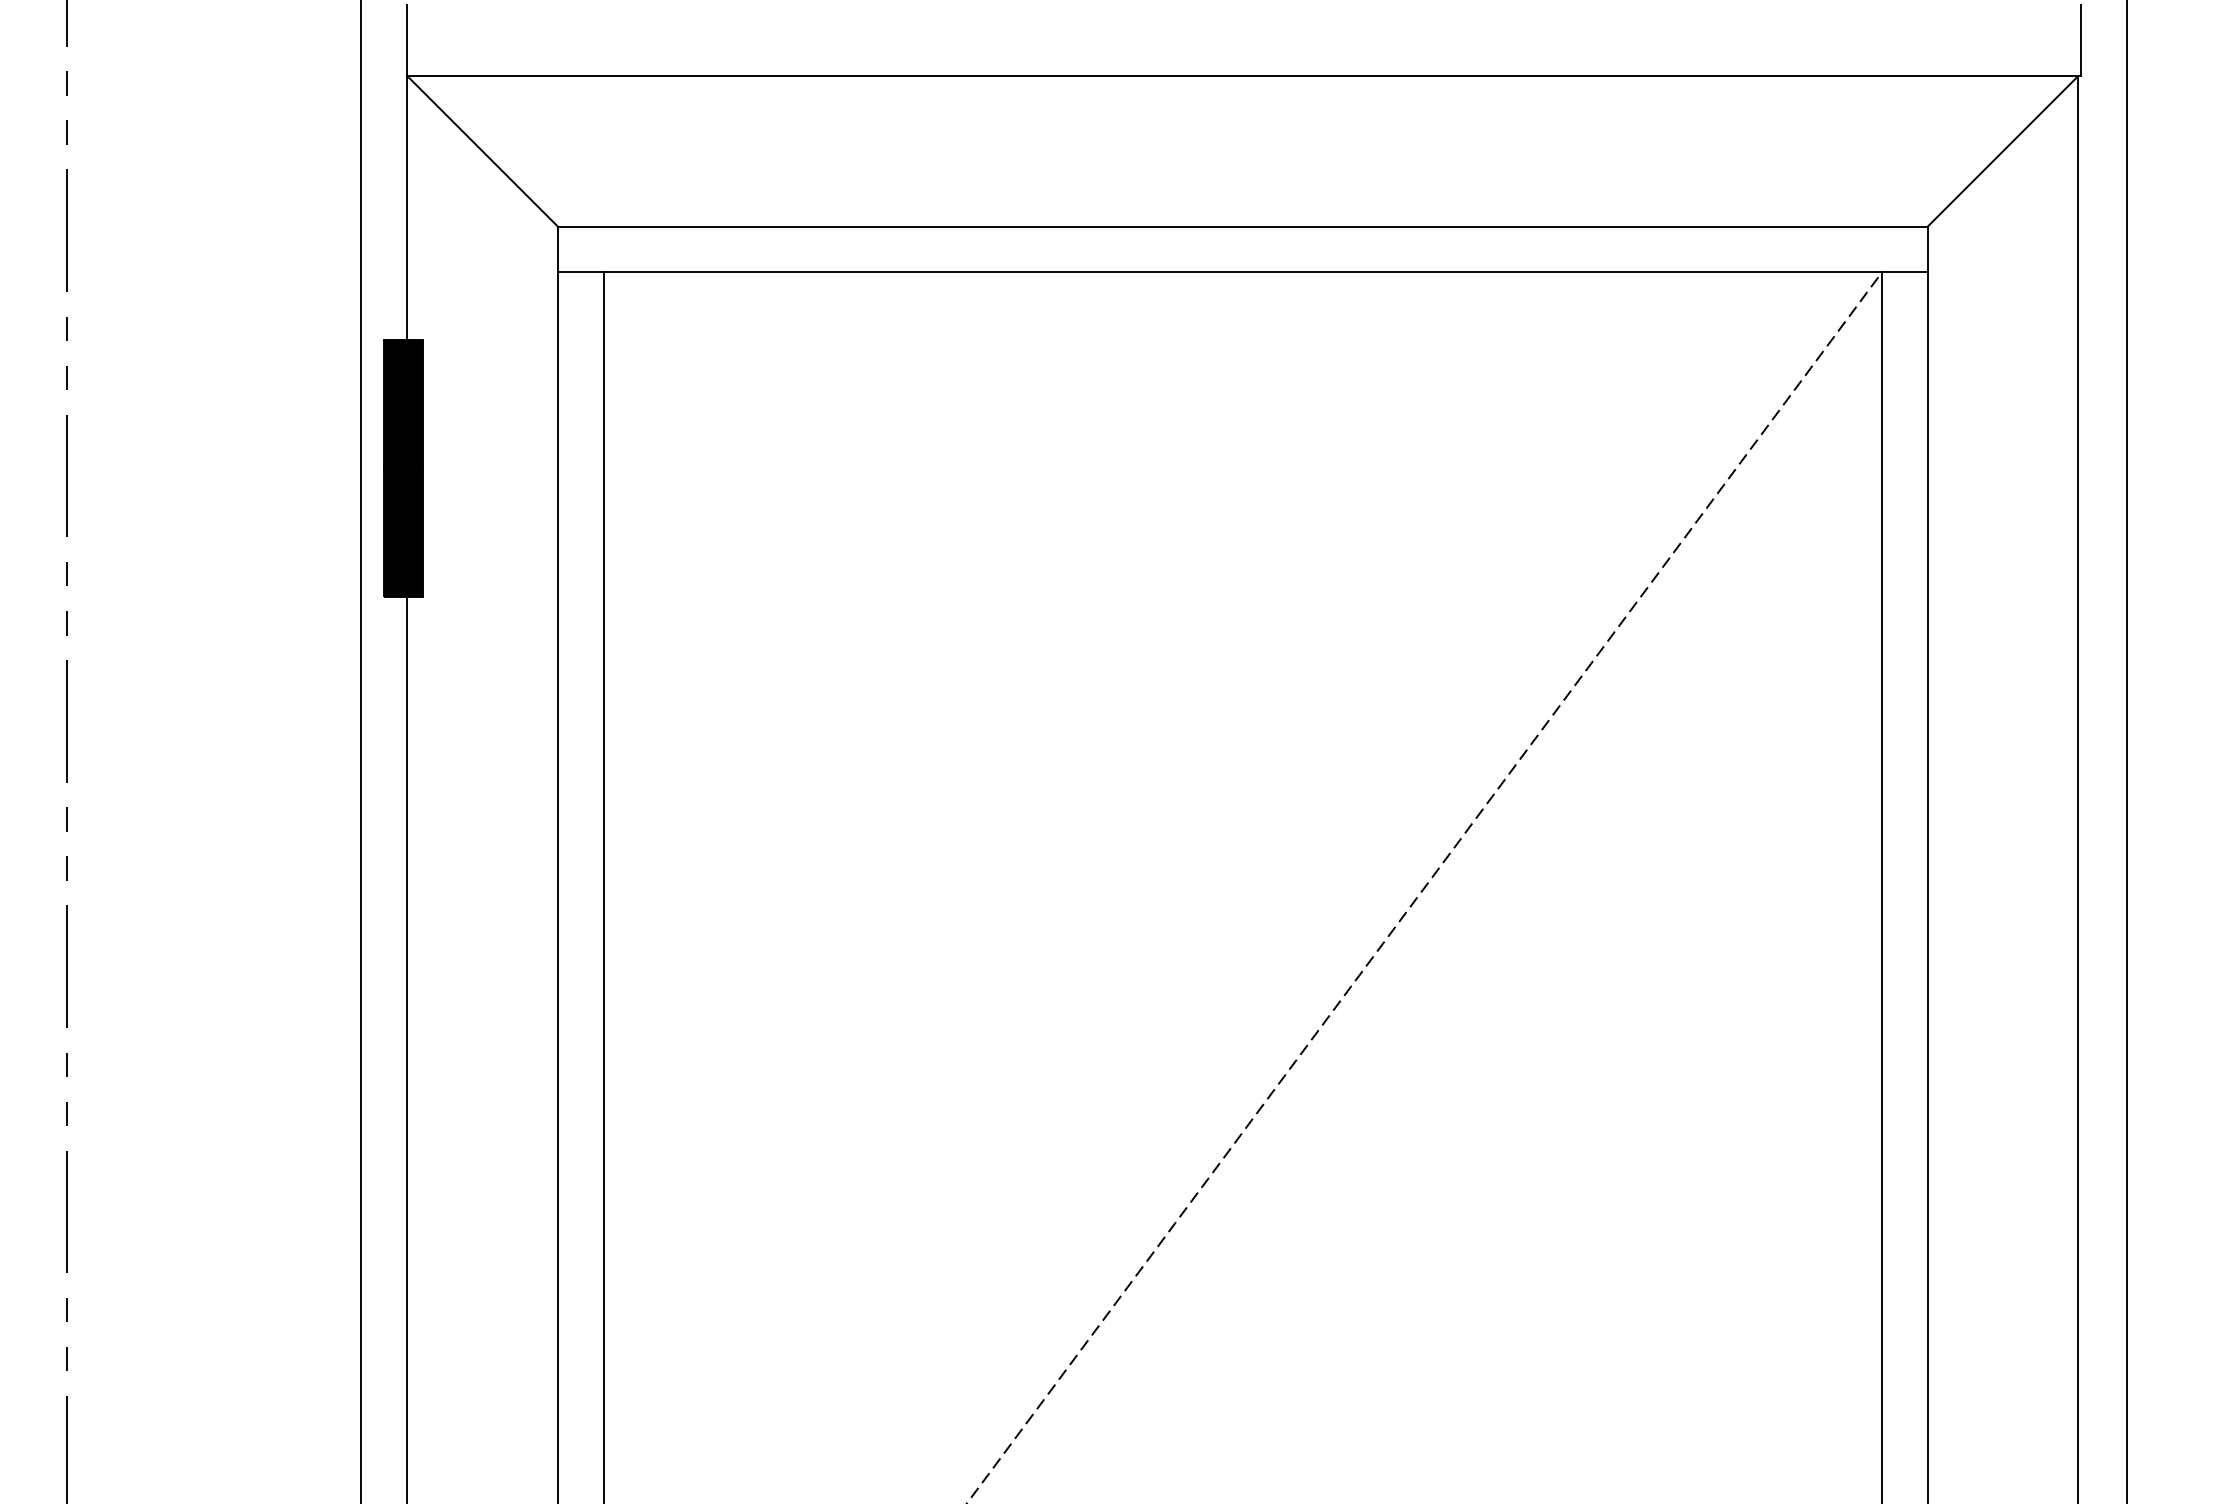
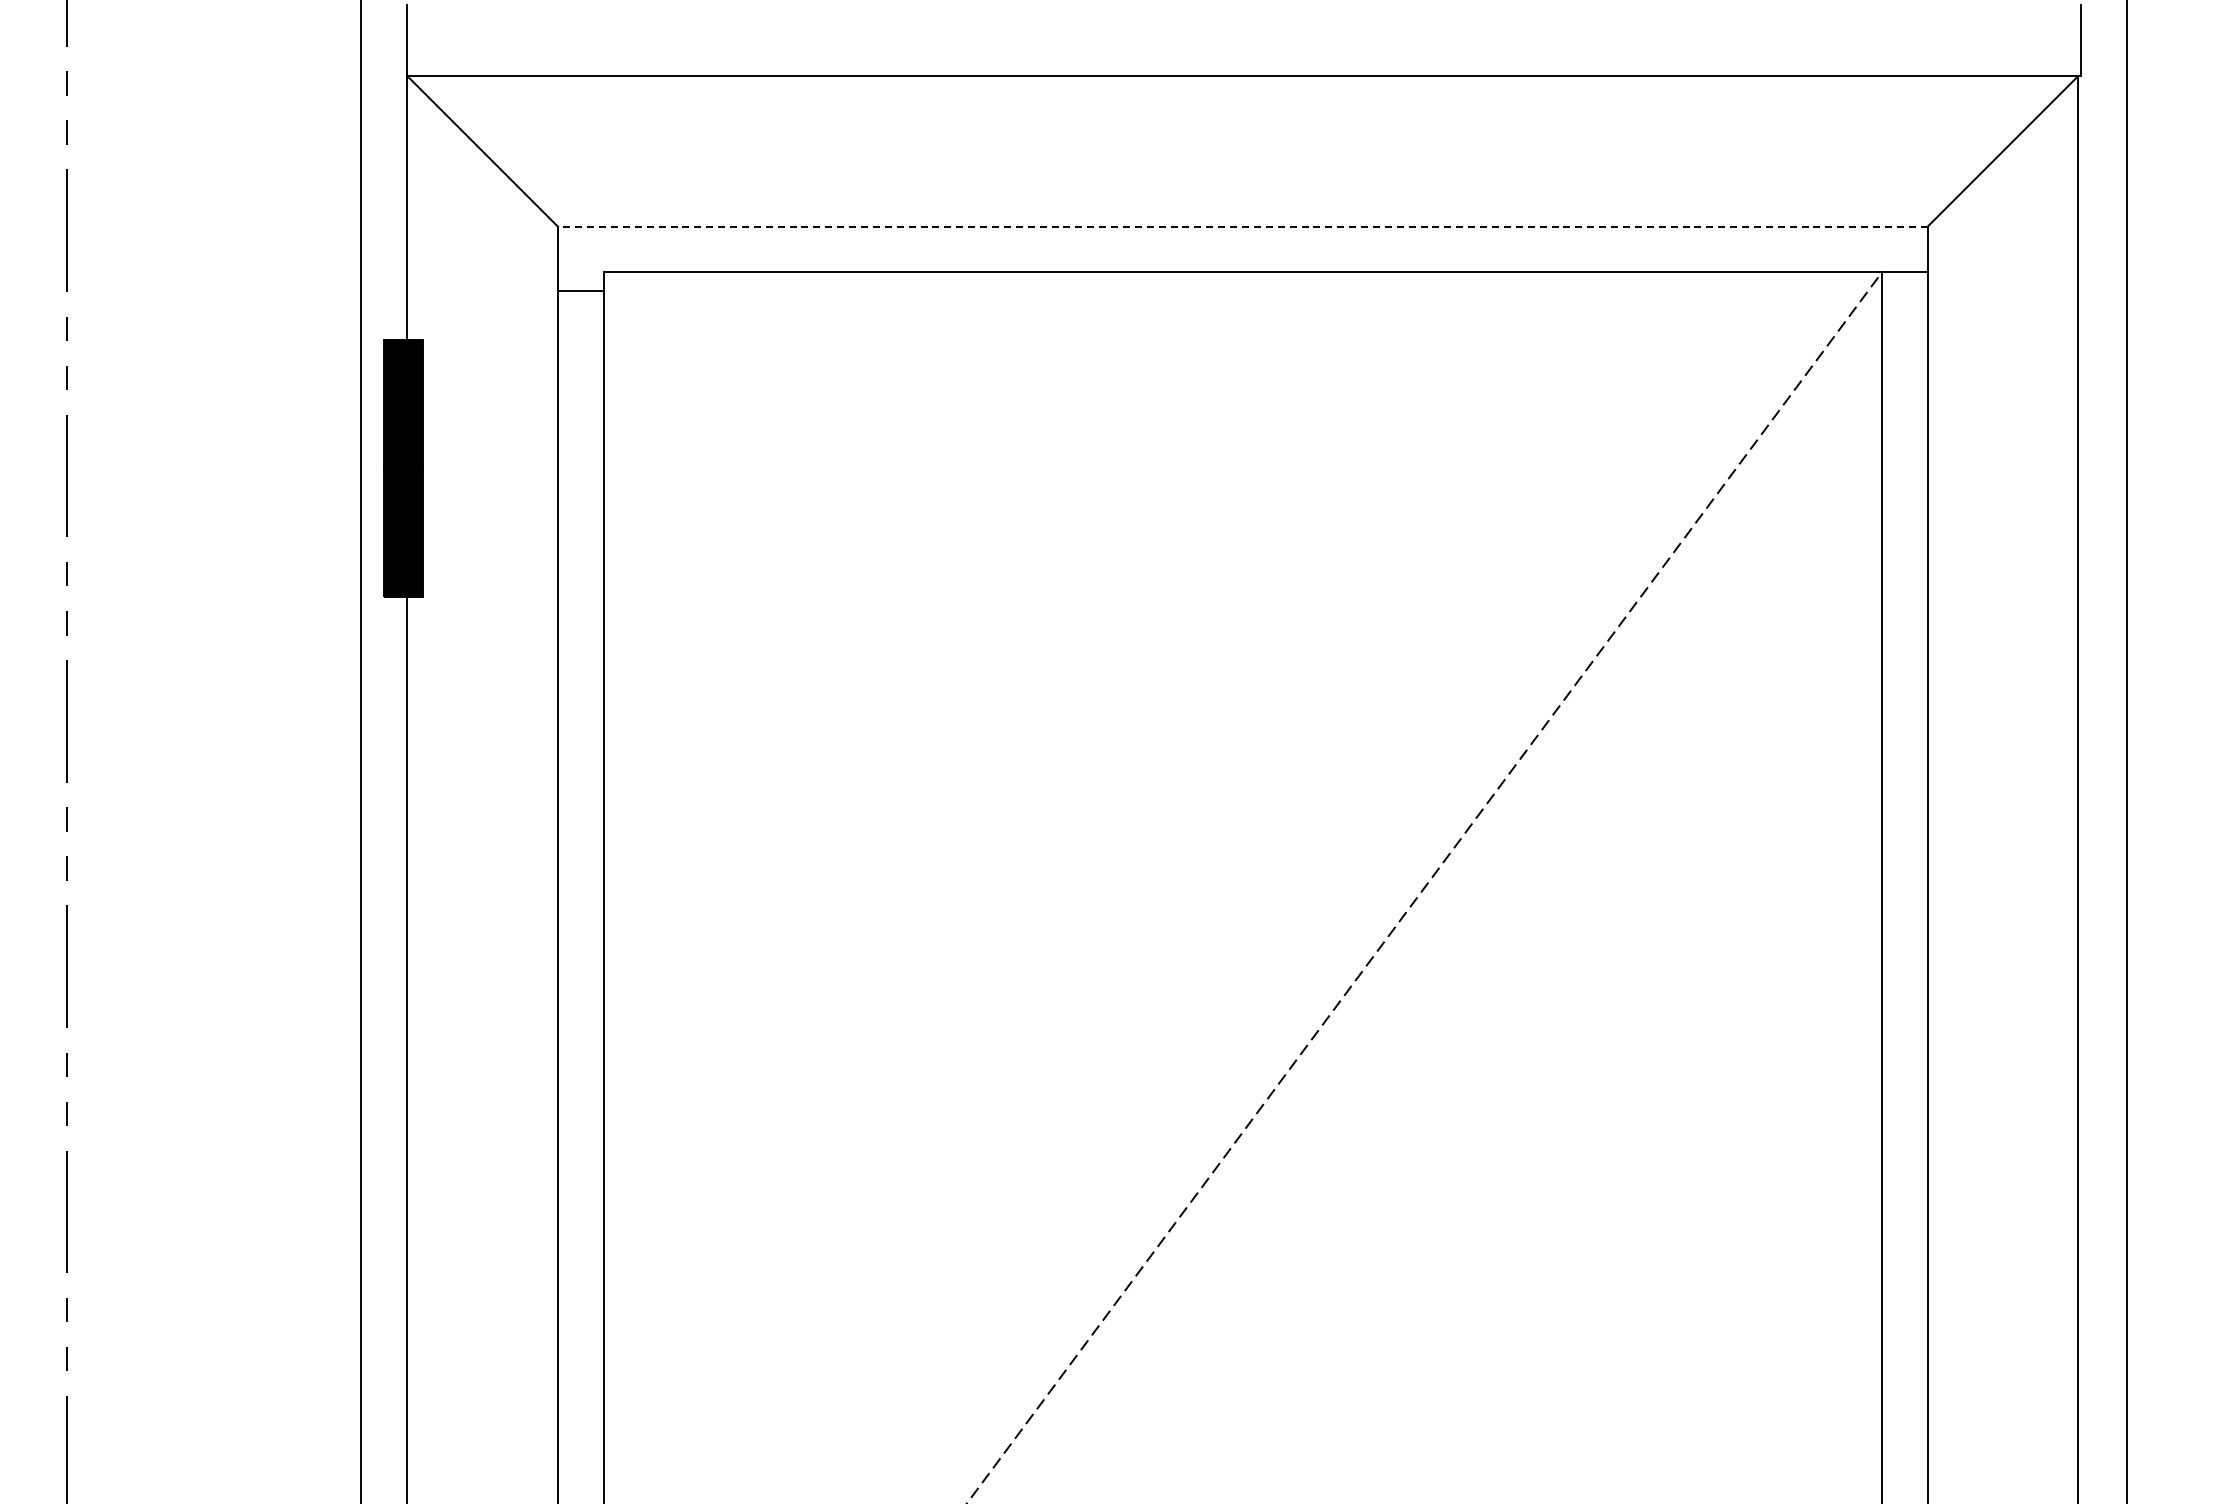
line: solid -> dashed (1242, 226)
line position: (580, 272) -> (580, 291) (580, 291)
